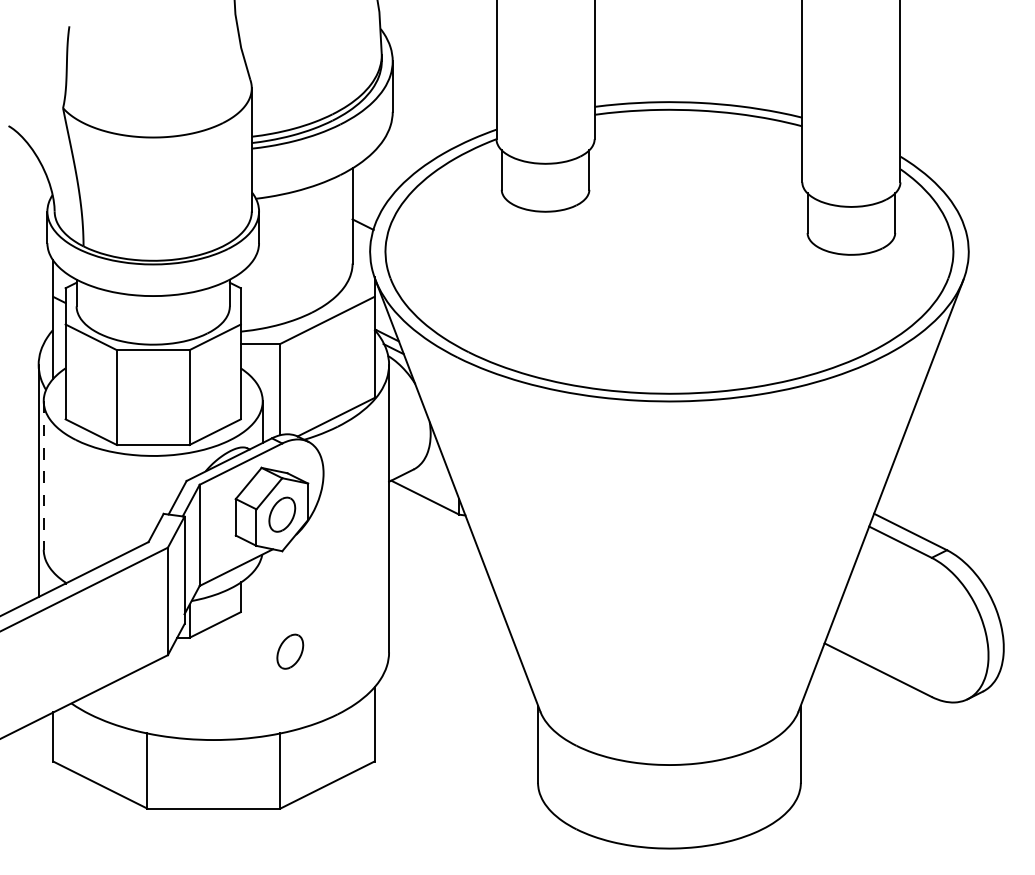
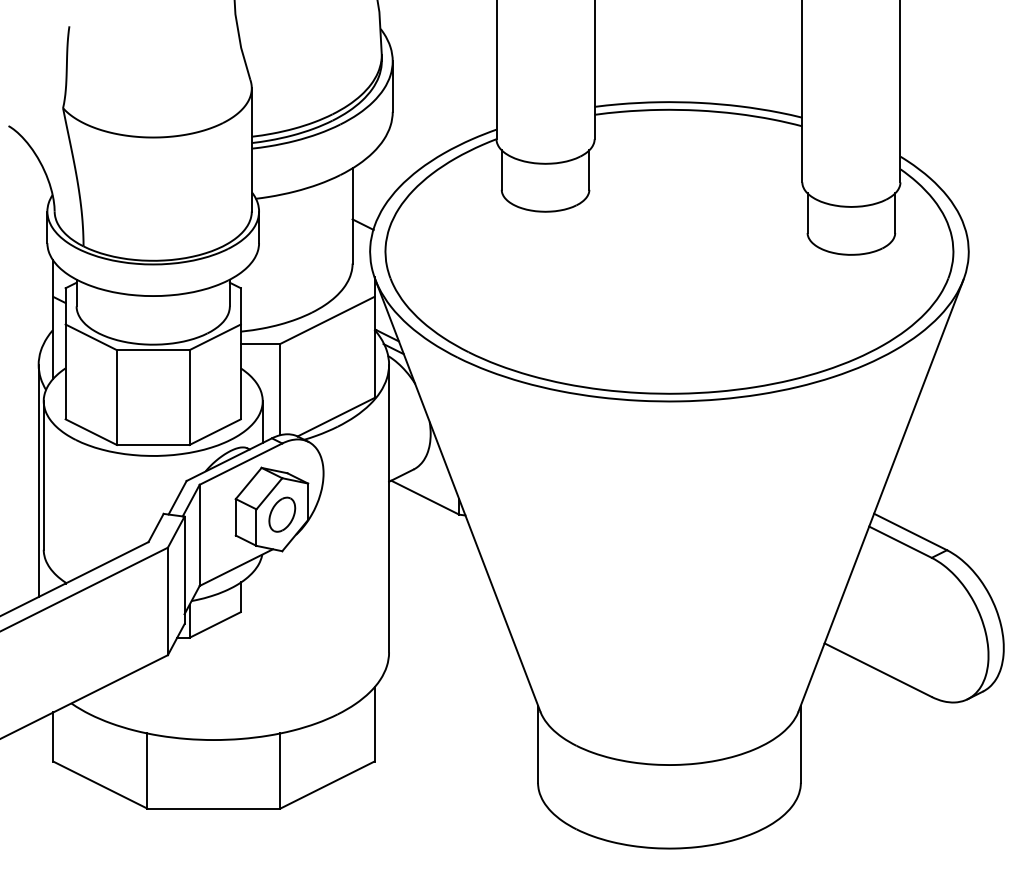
line: dashed -> solid (43, 475)
part: present -> none (290, 651)
